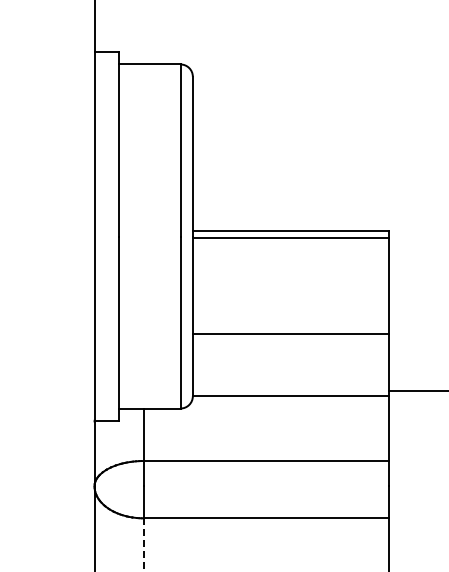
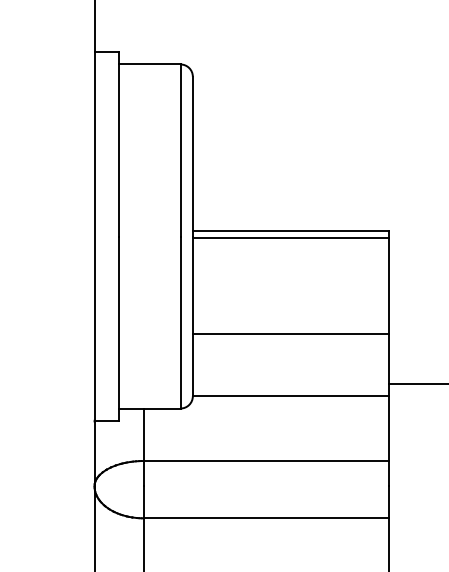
line position: (417, 390) -> (417, 383) (417, 383)
line: dashed -> solid (143, 545)
